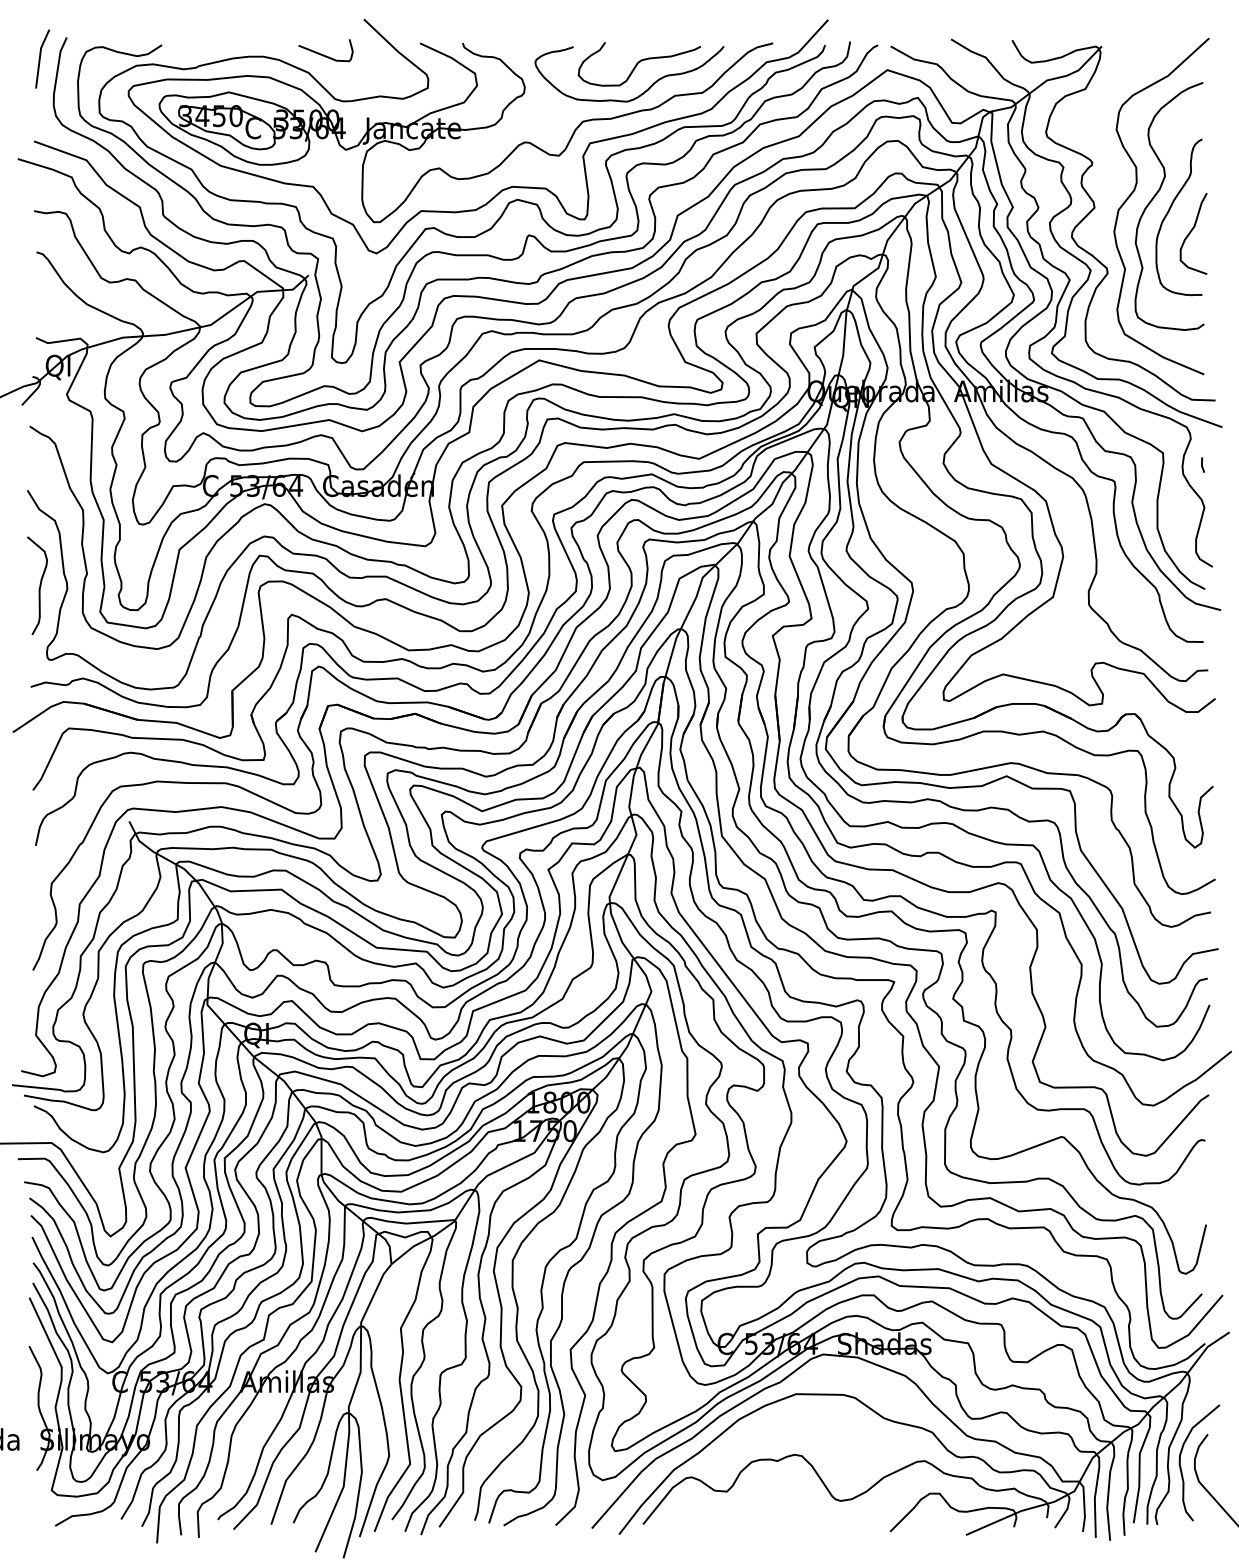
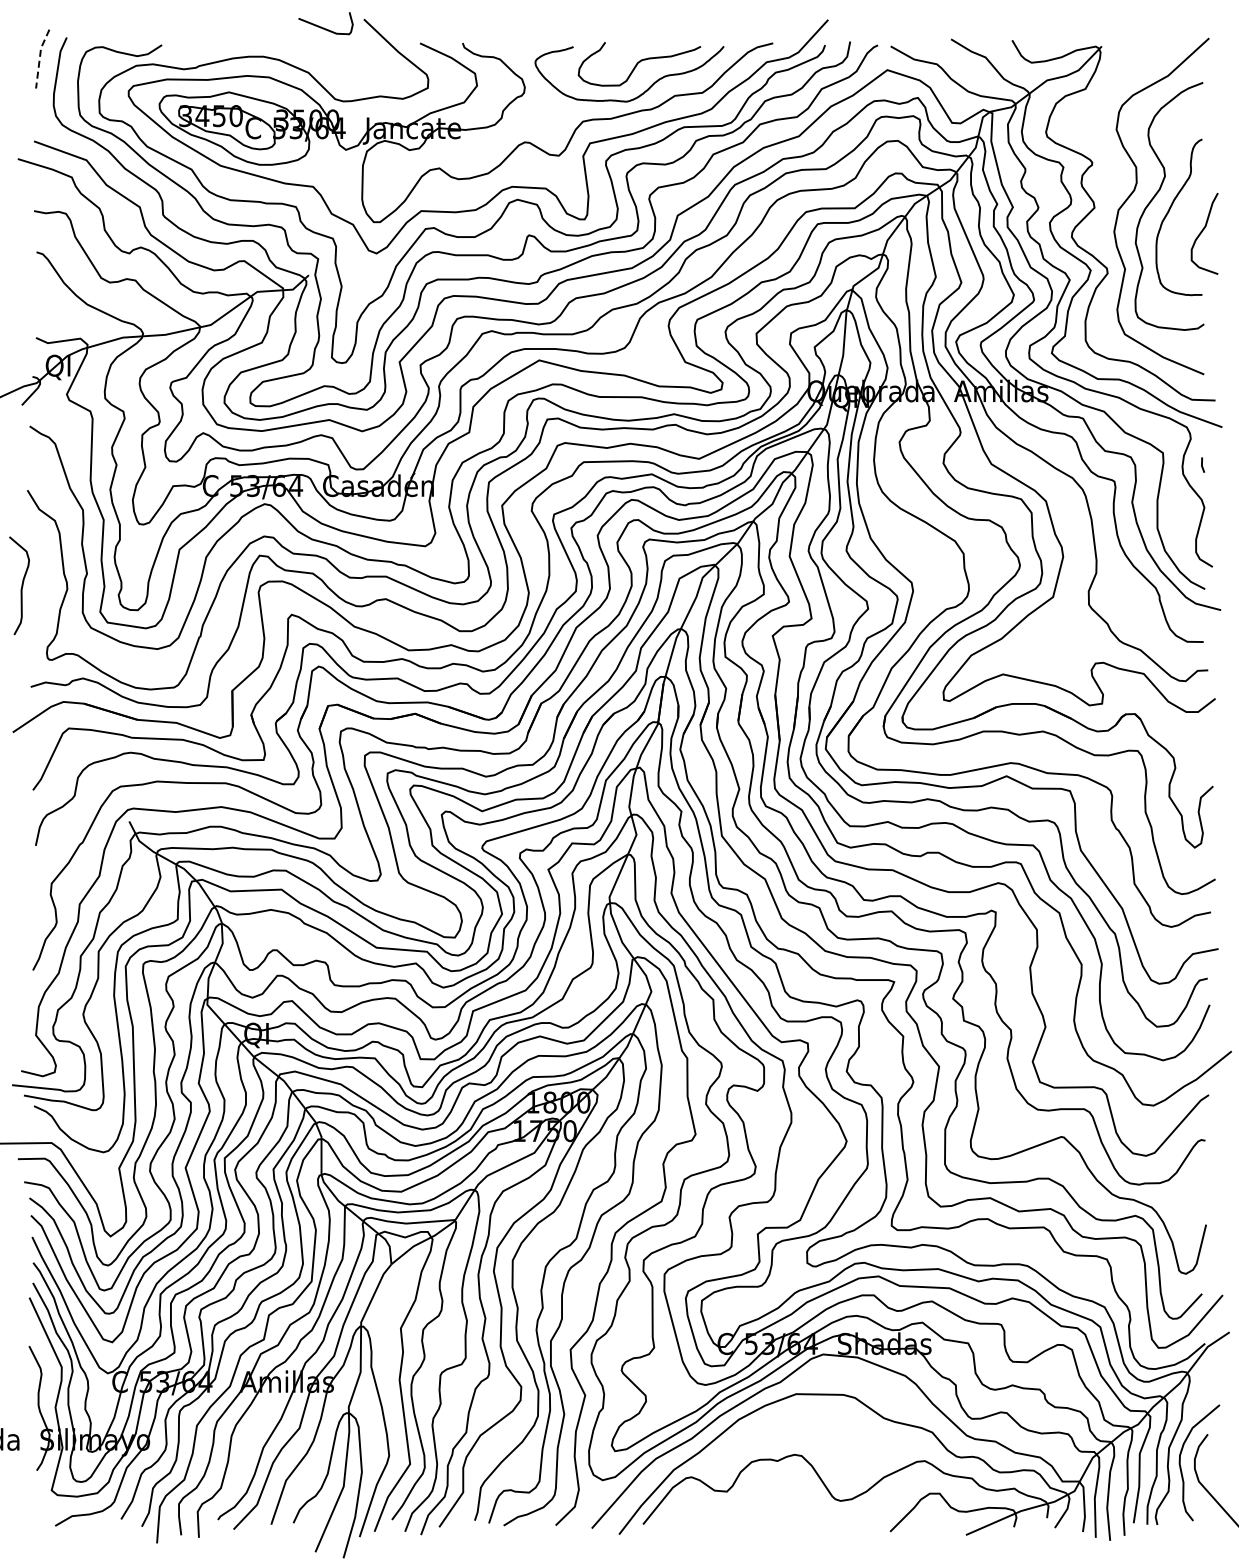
curve position: (324, 54) -> (324, 27) (324, 27)
line: solid -> dashed (39, 57)
curve position: (1191, 232) -> (1202, 232) (1202, 232)
curve position: (39, 585) -> (21, 585) (21, 585)
